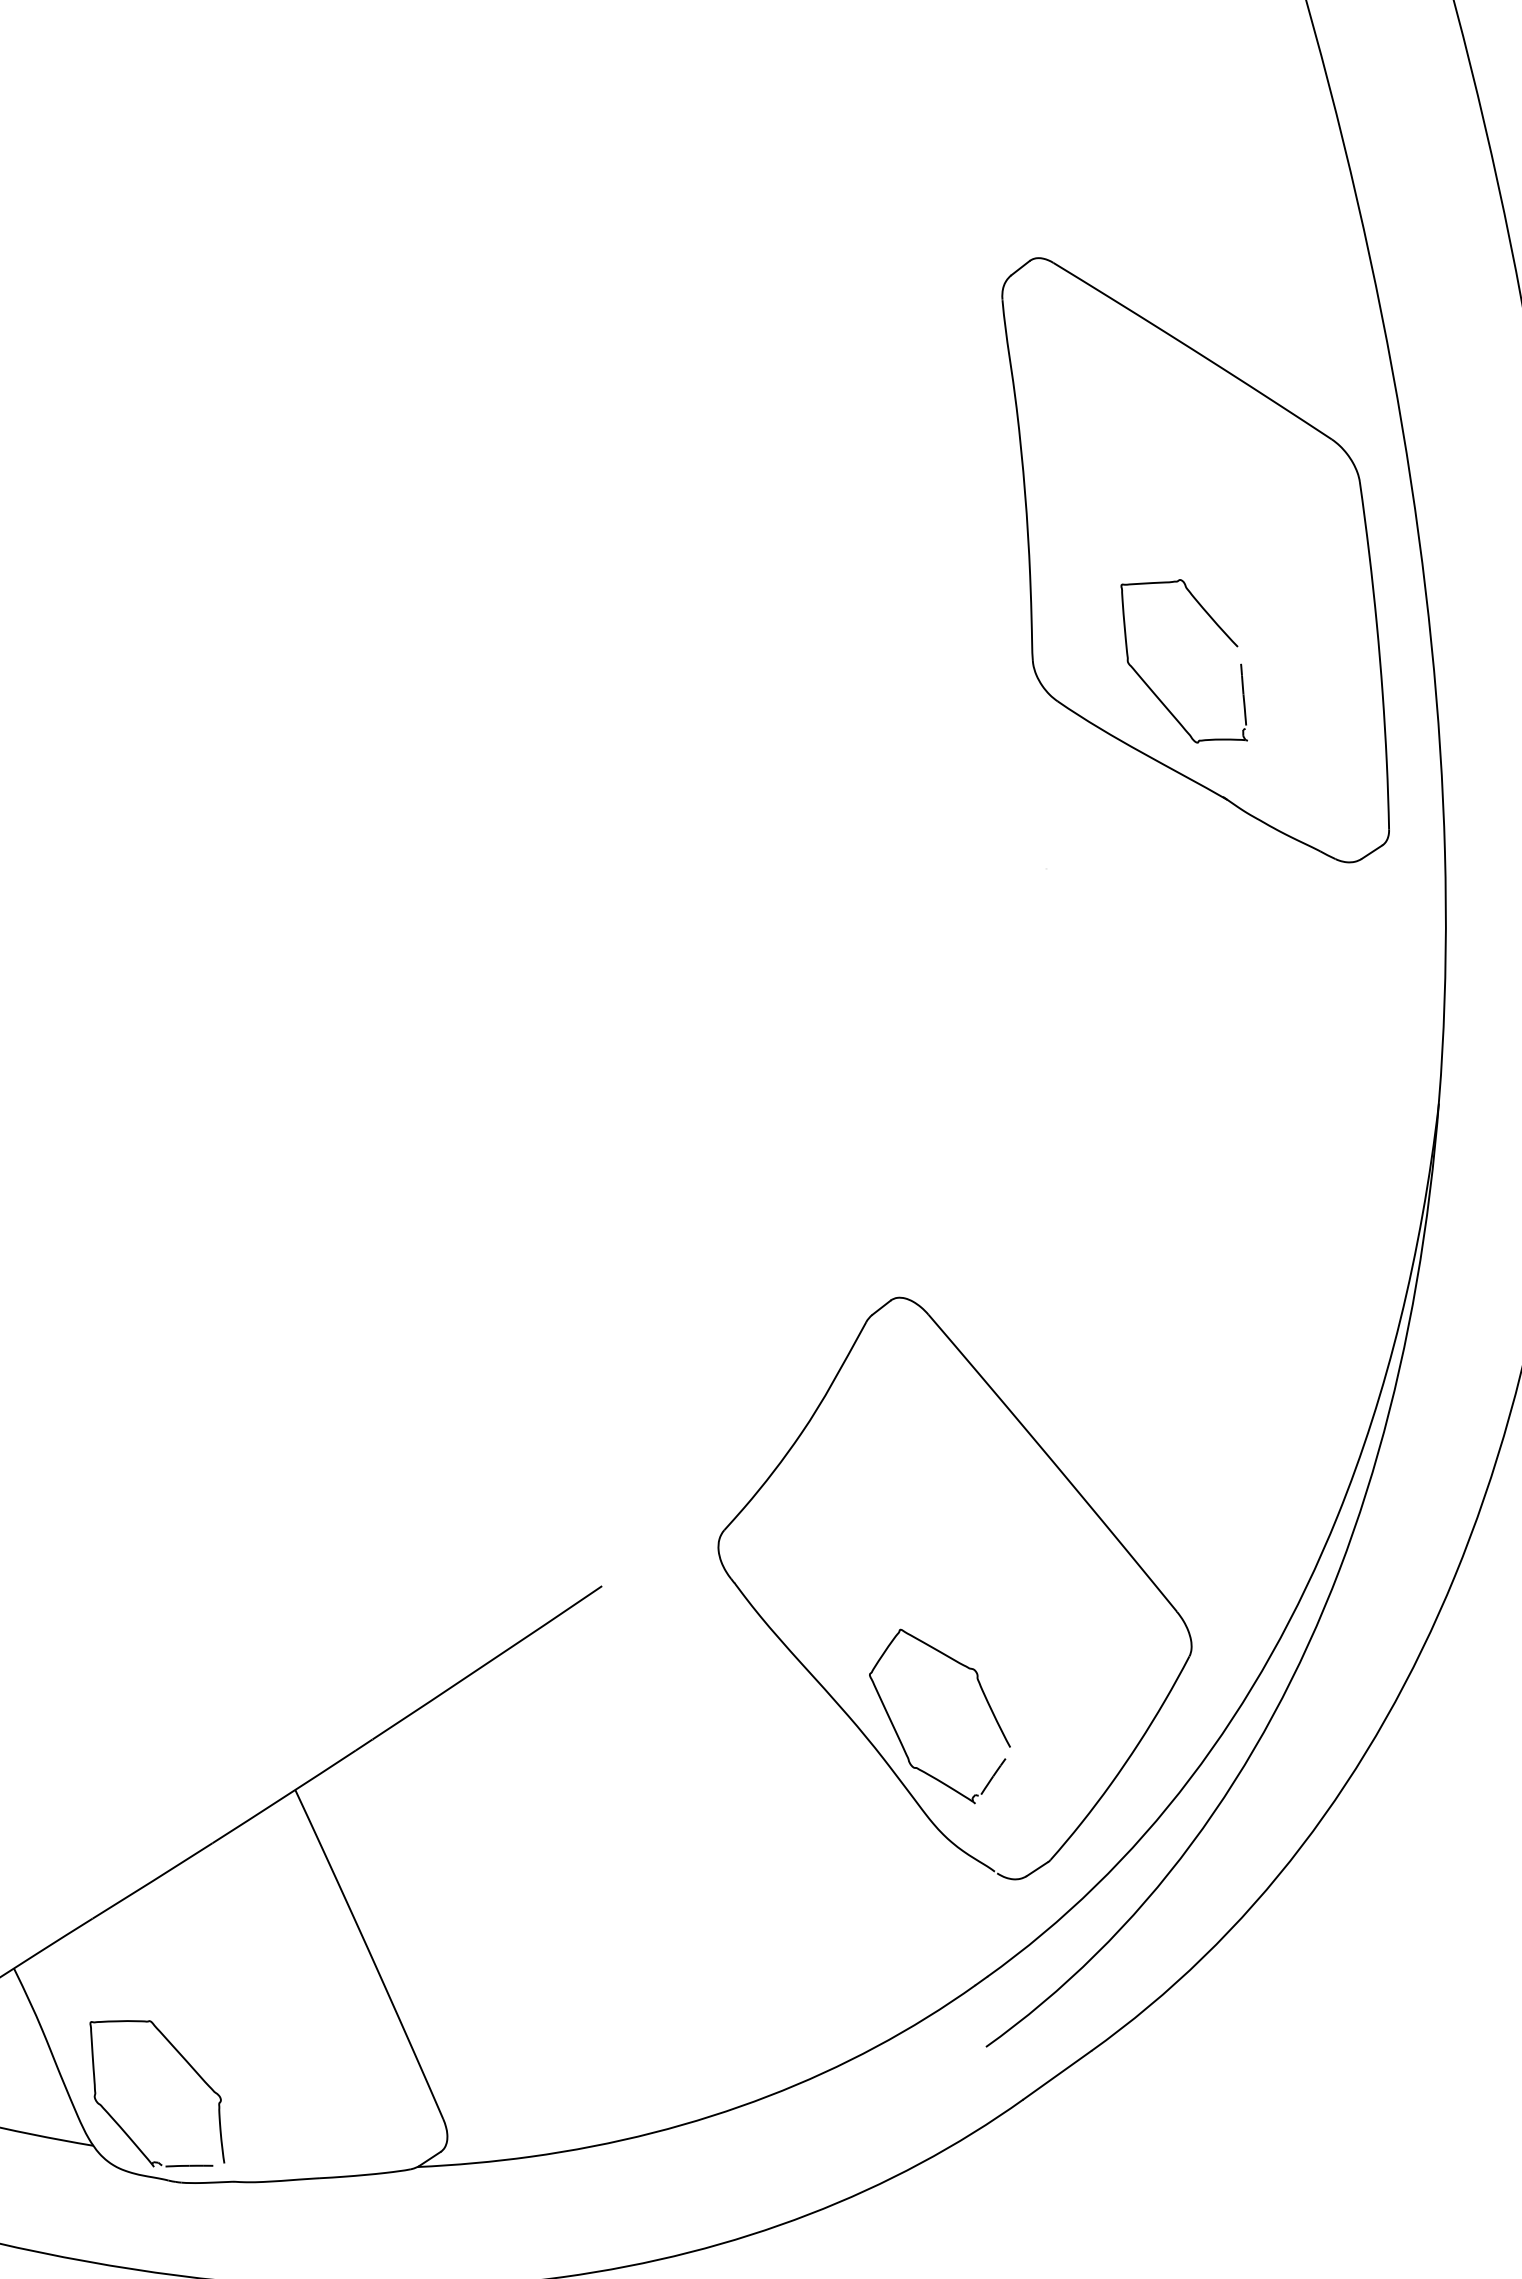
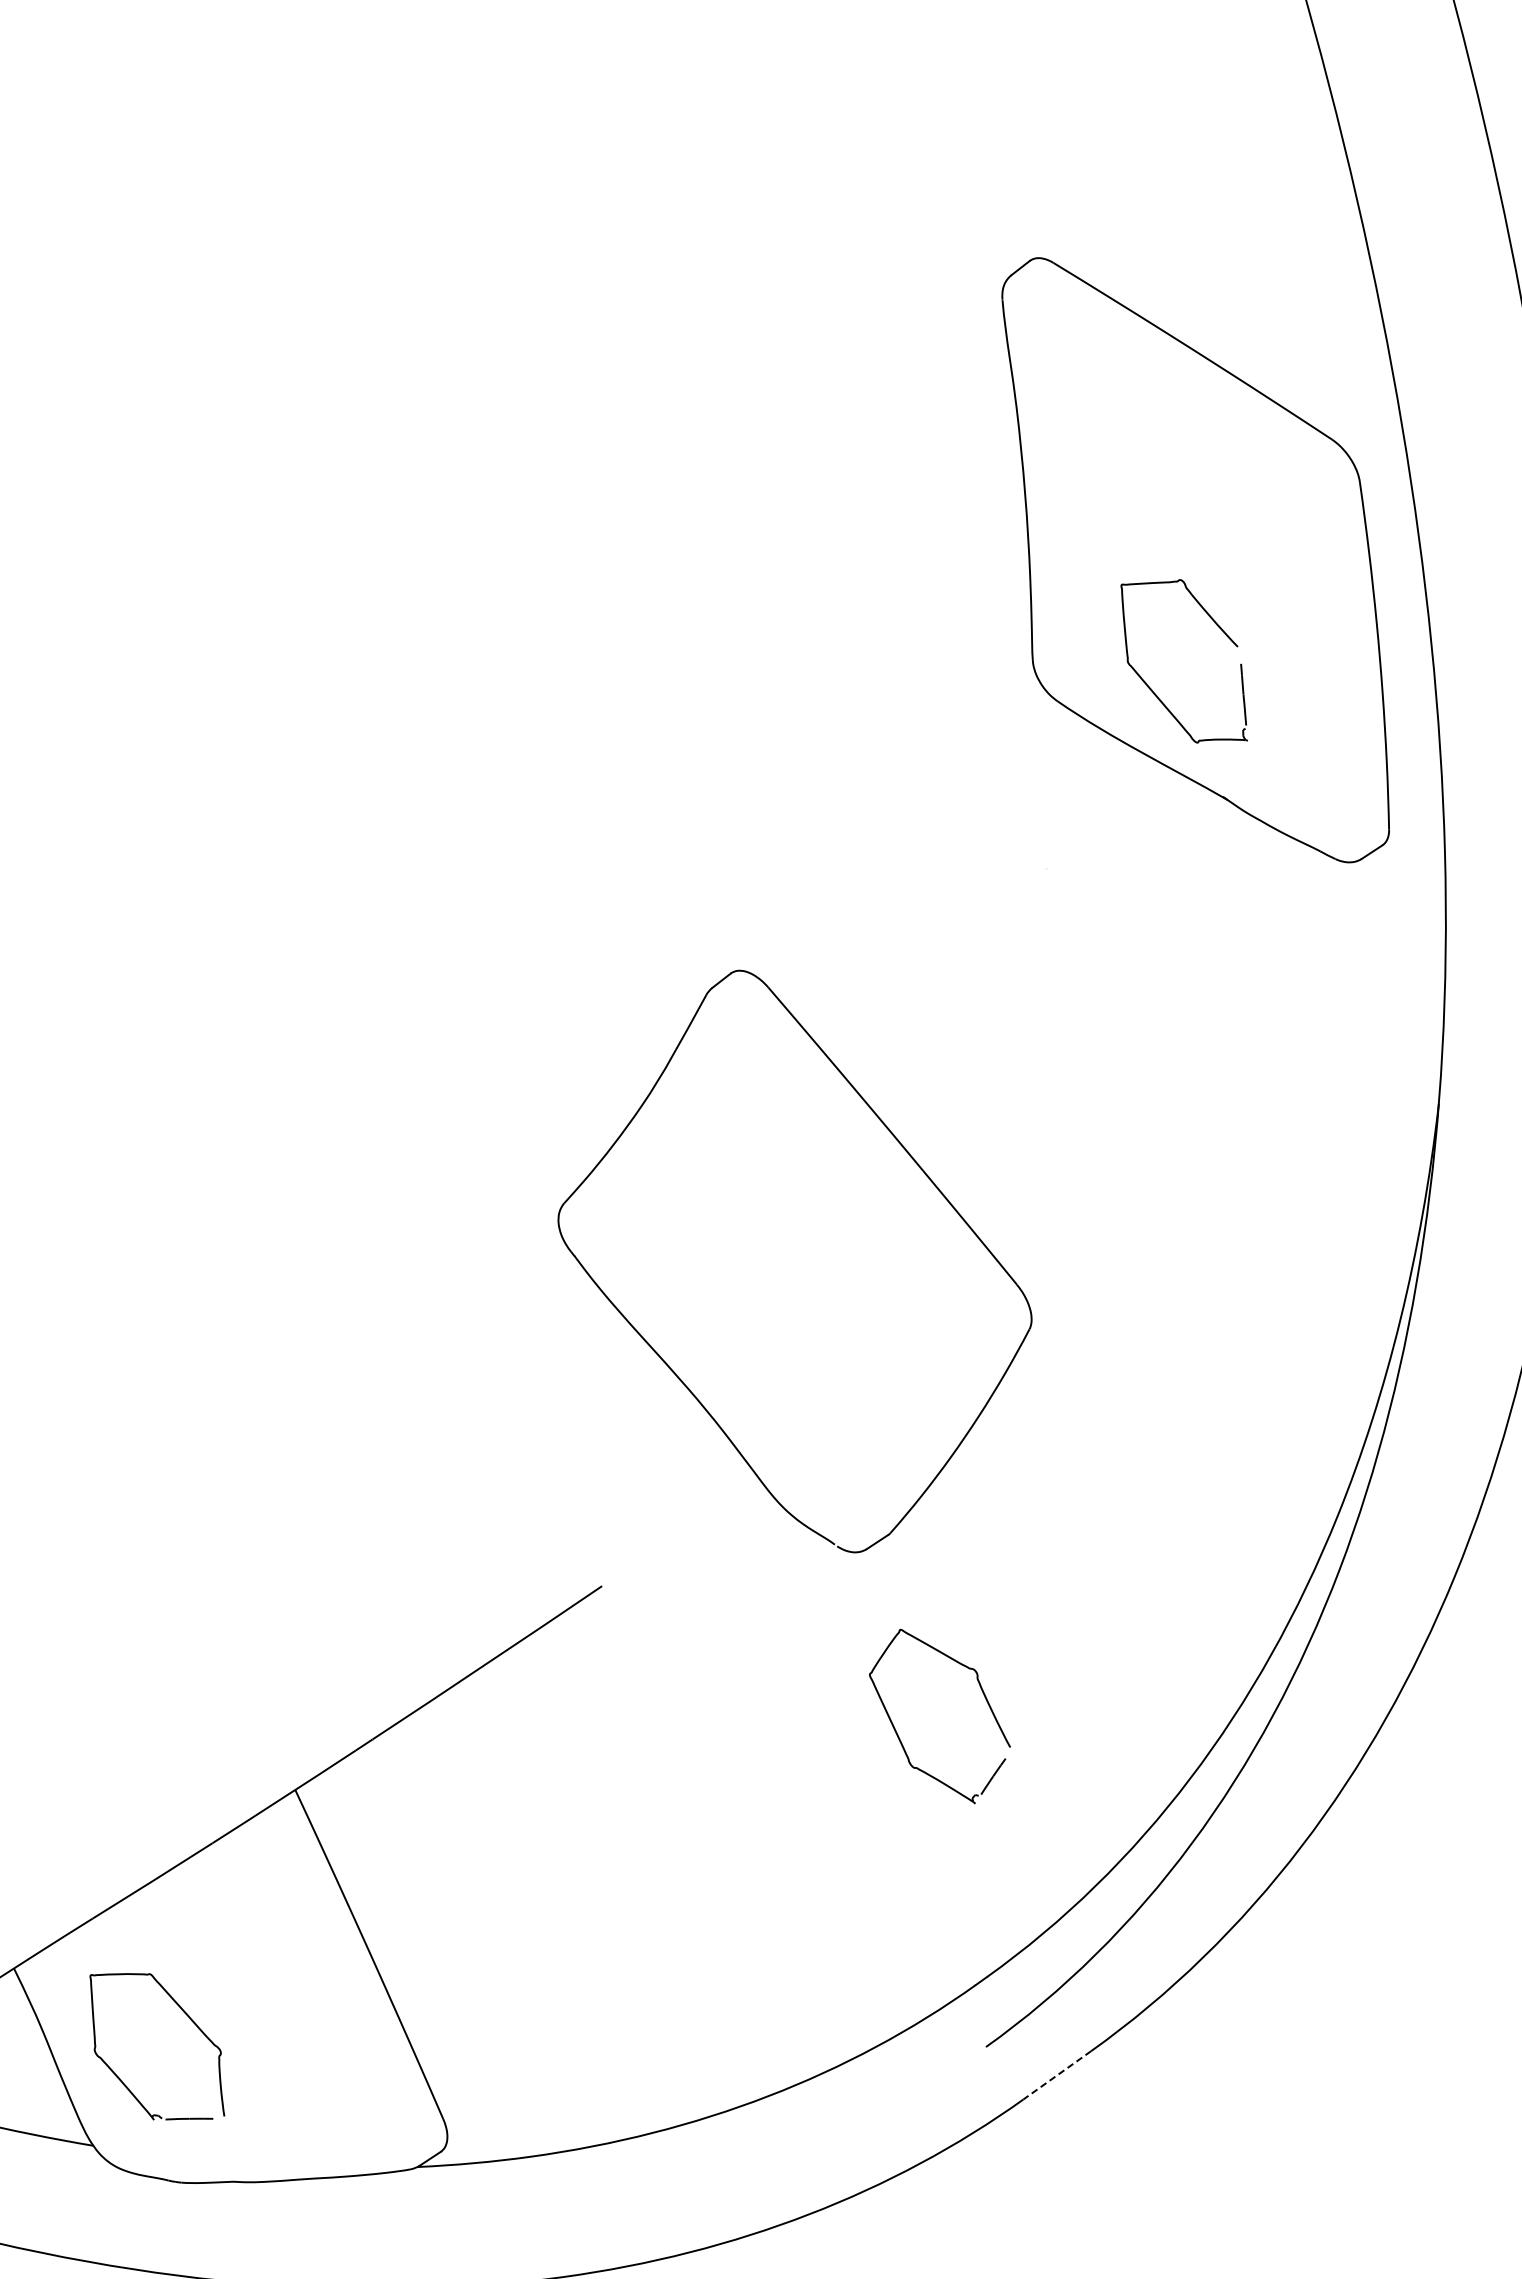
part position: (1075, 1490) -> (915, 1163) (915, 1163)
part position: (190, 2067) -> (190, 2020) (190, 2020)
line: solid -> dashed (1057, 2075)
